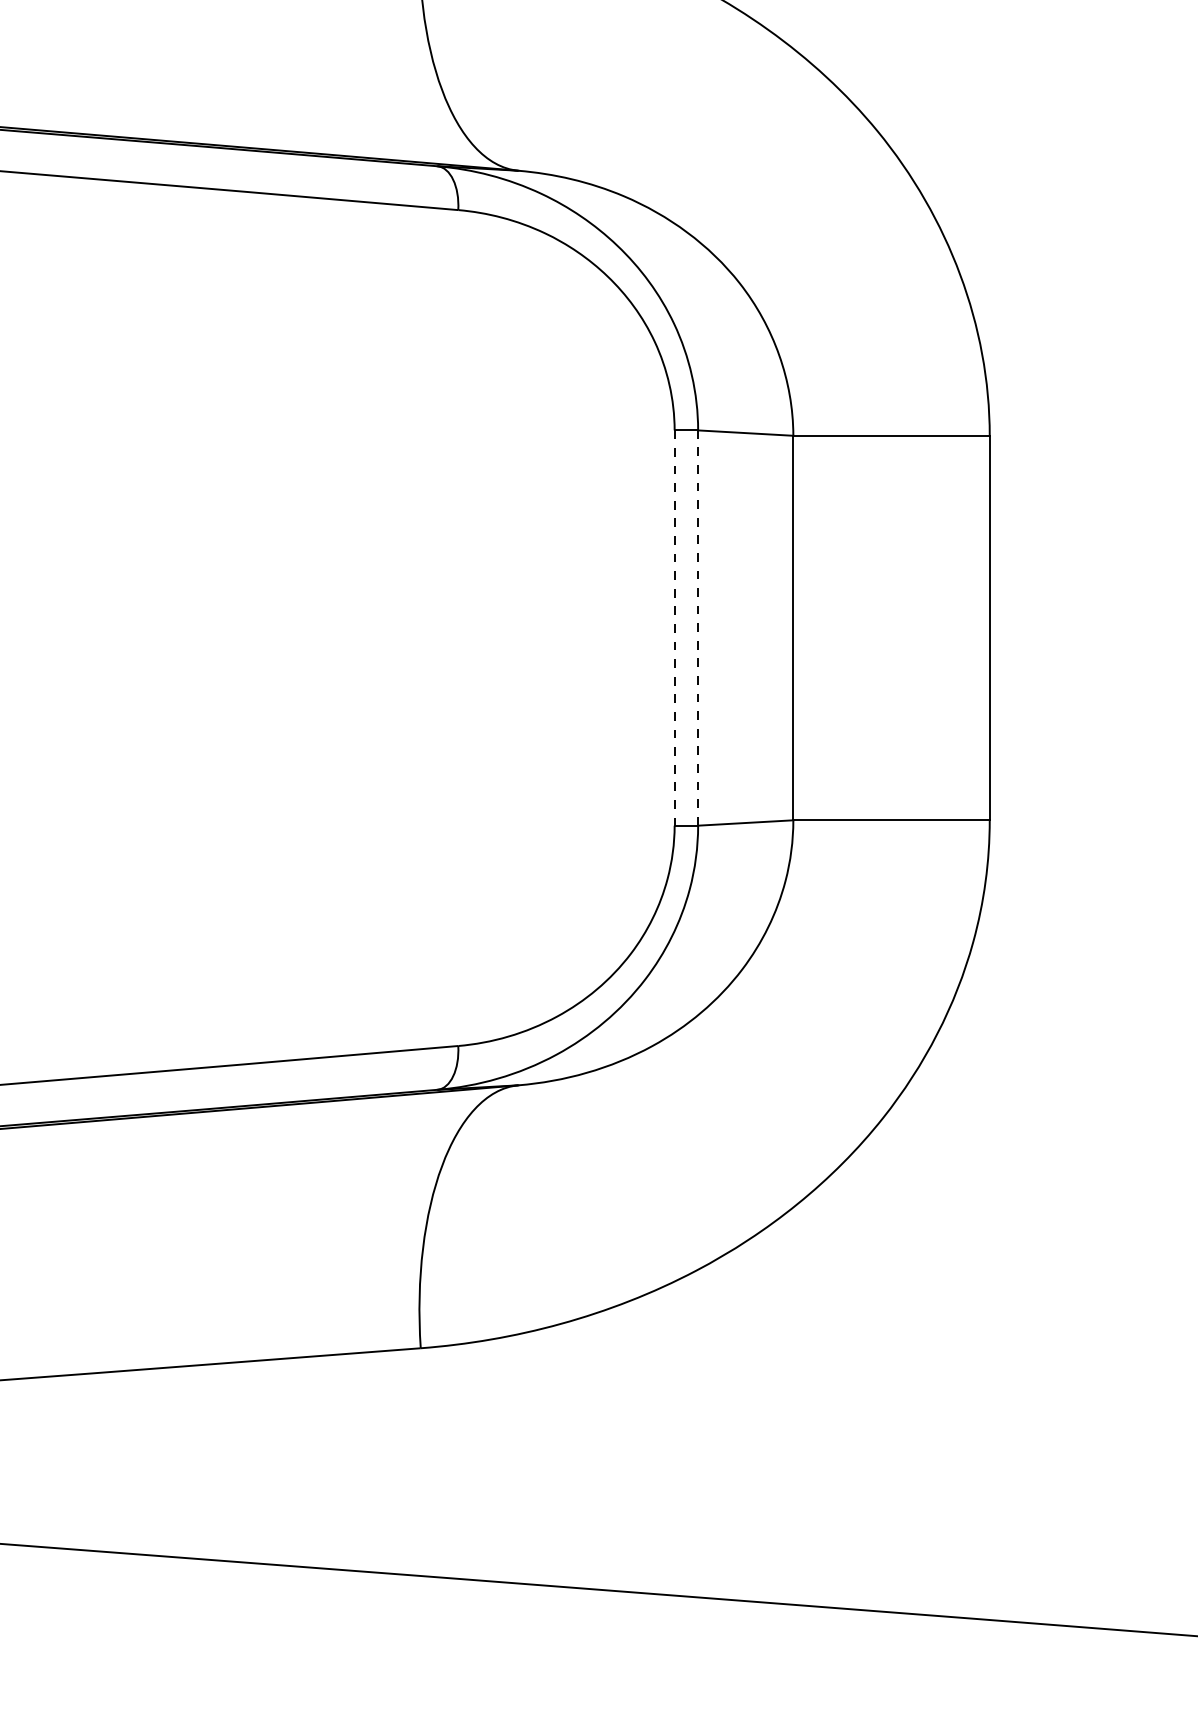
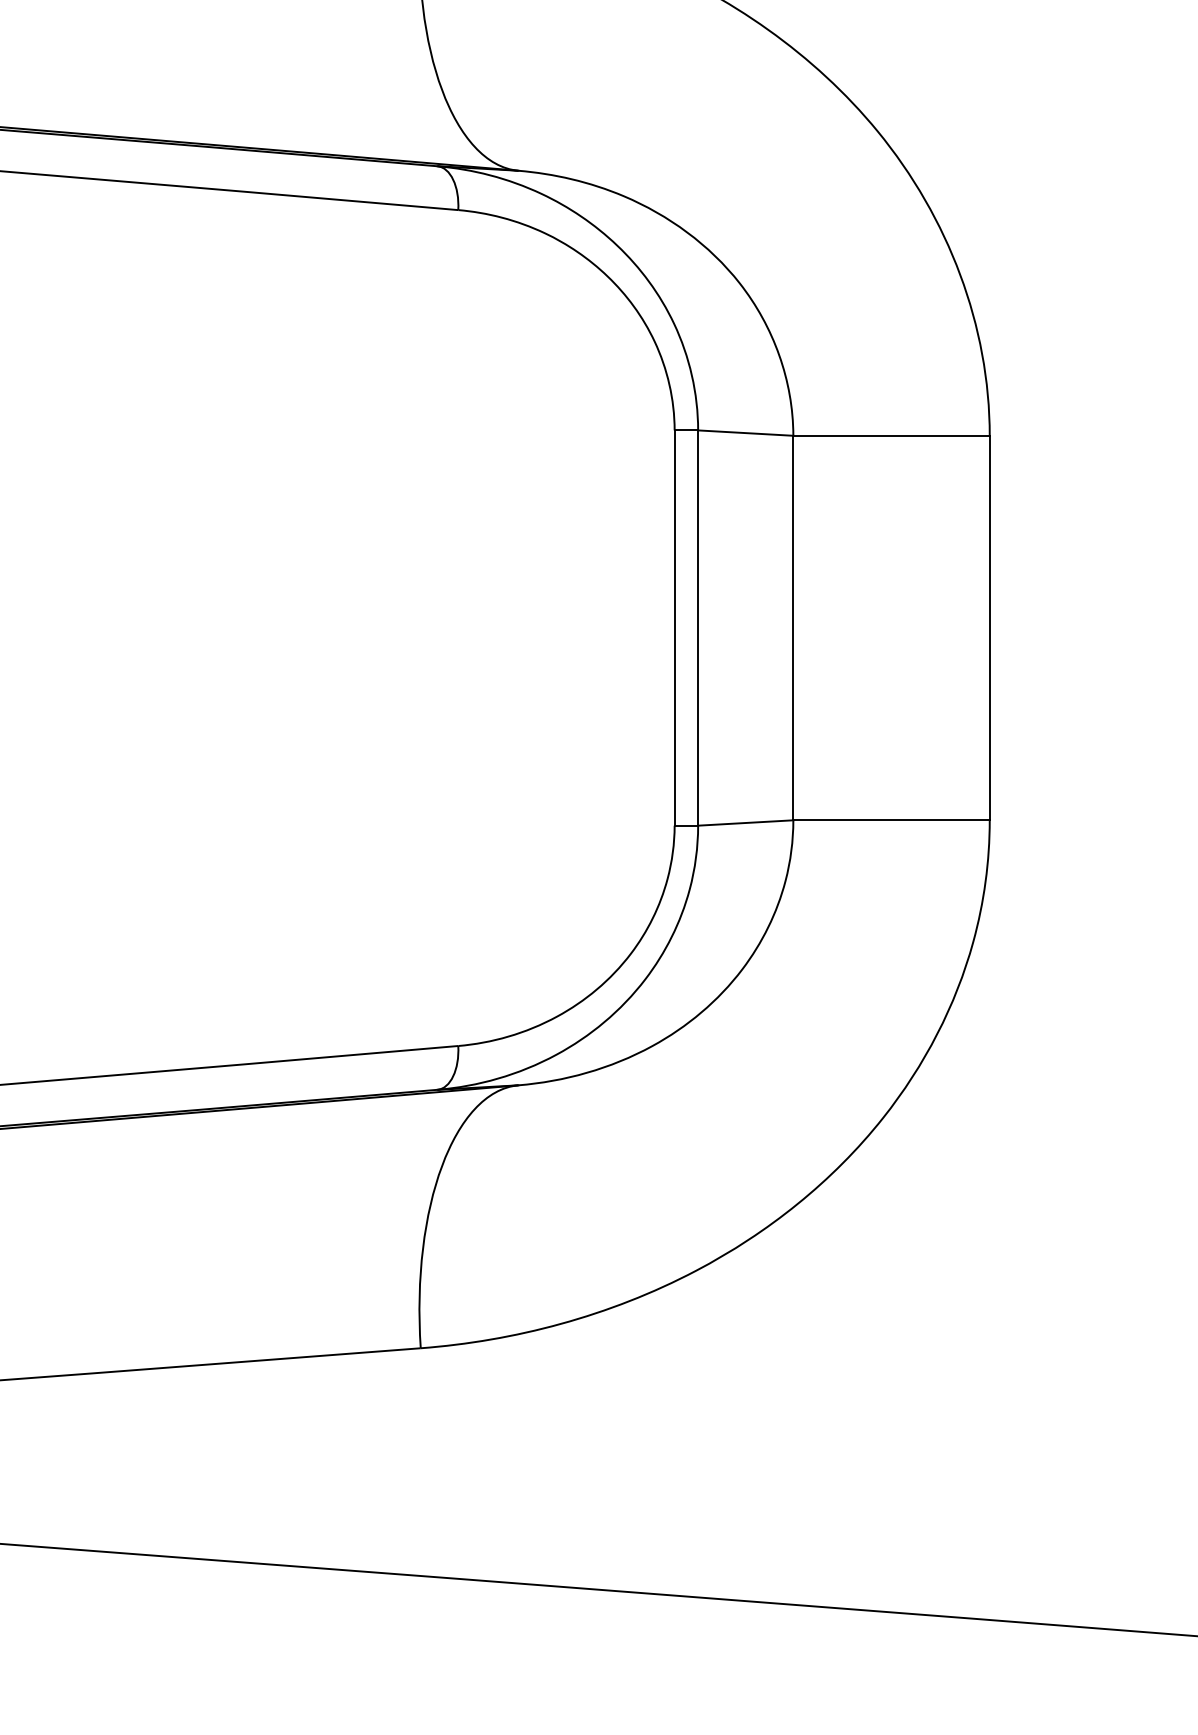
line: dashed -> solid (674, 628)
line: dashed -> solid (698, 628)
